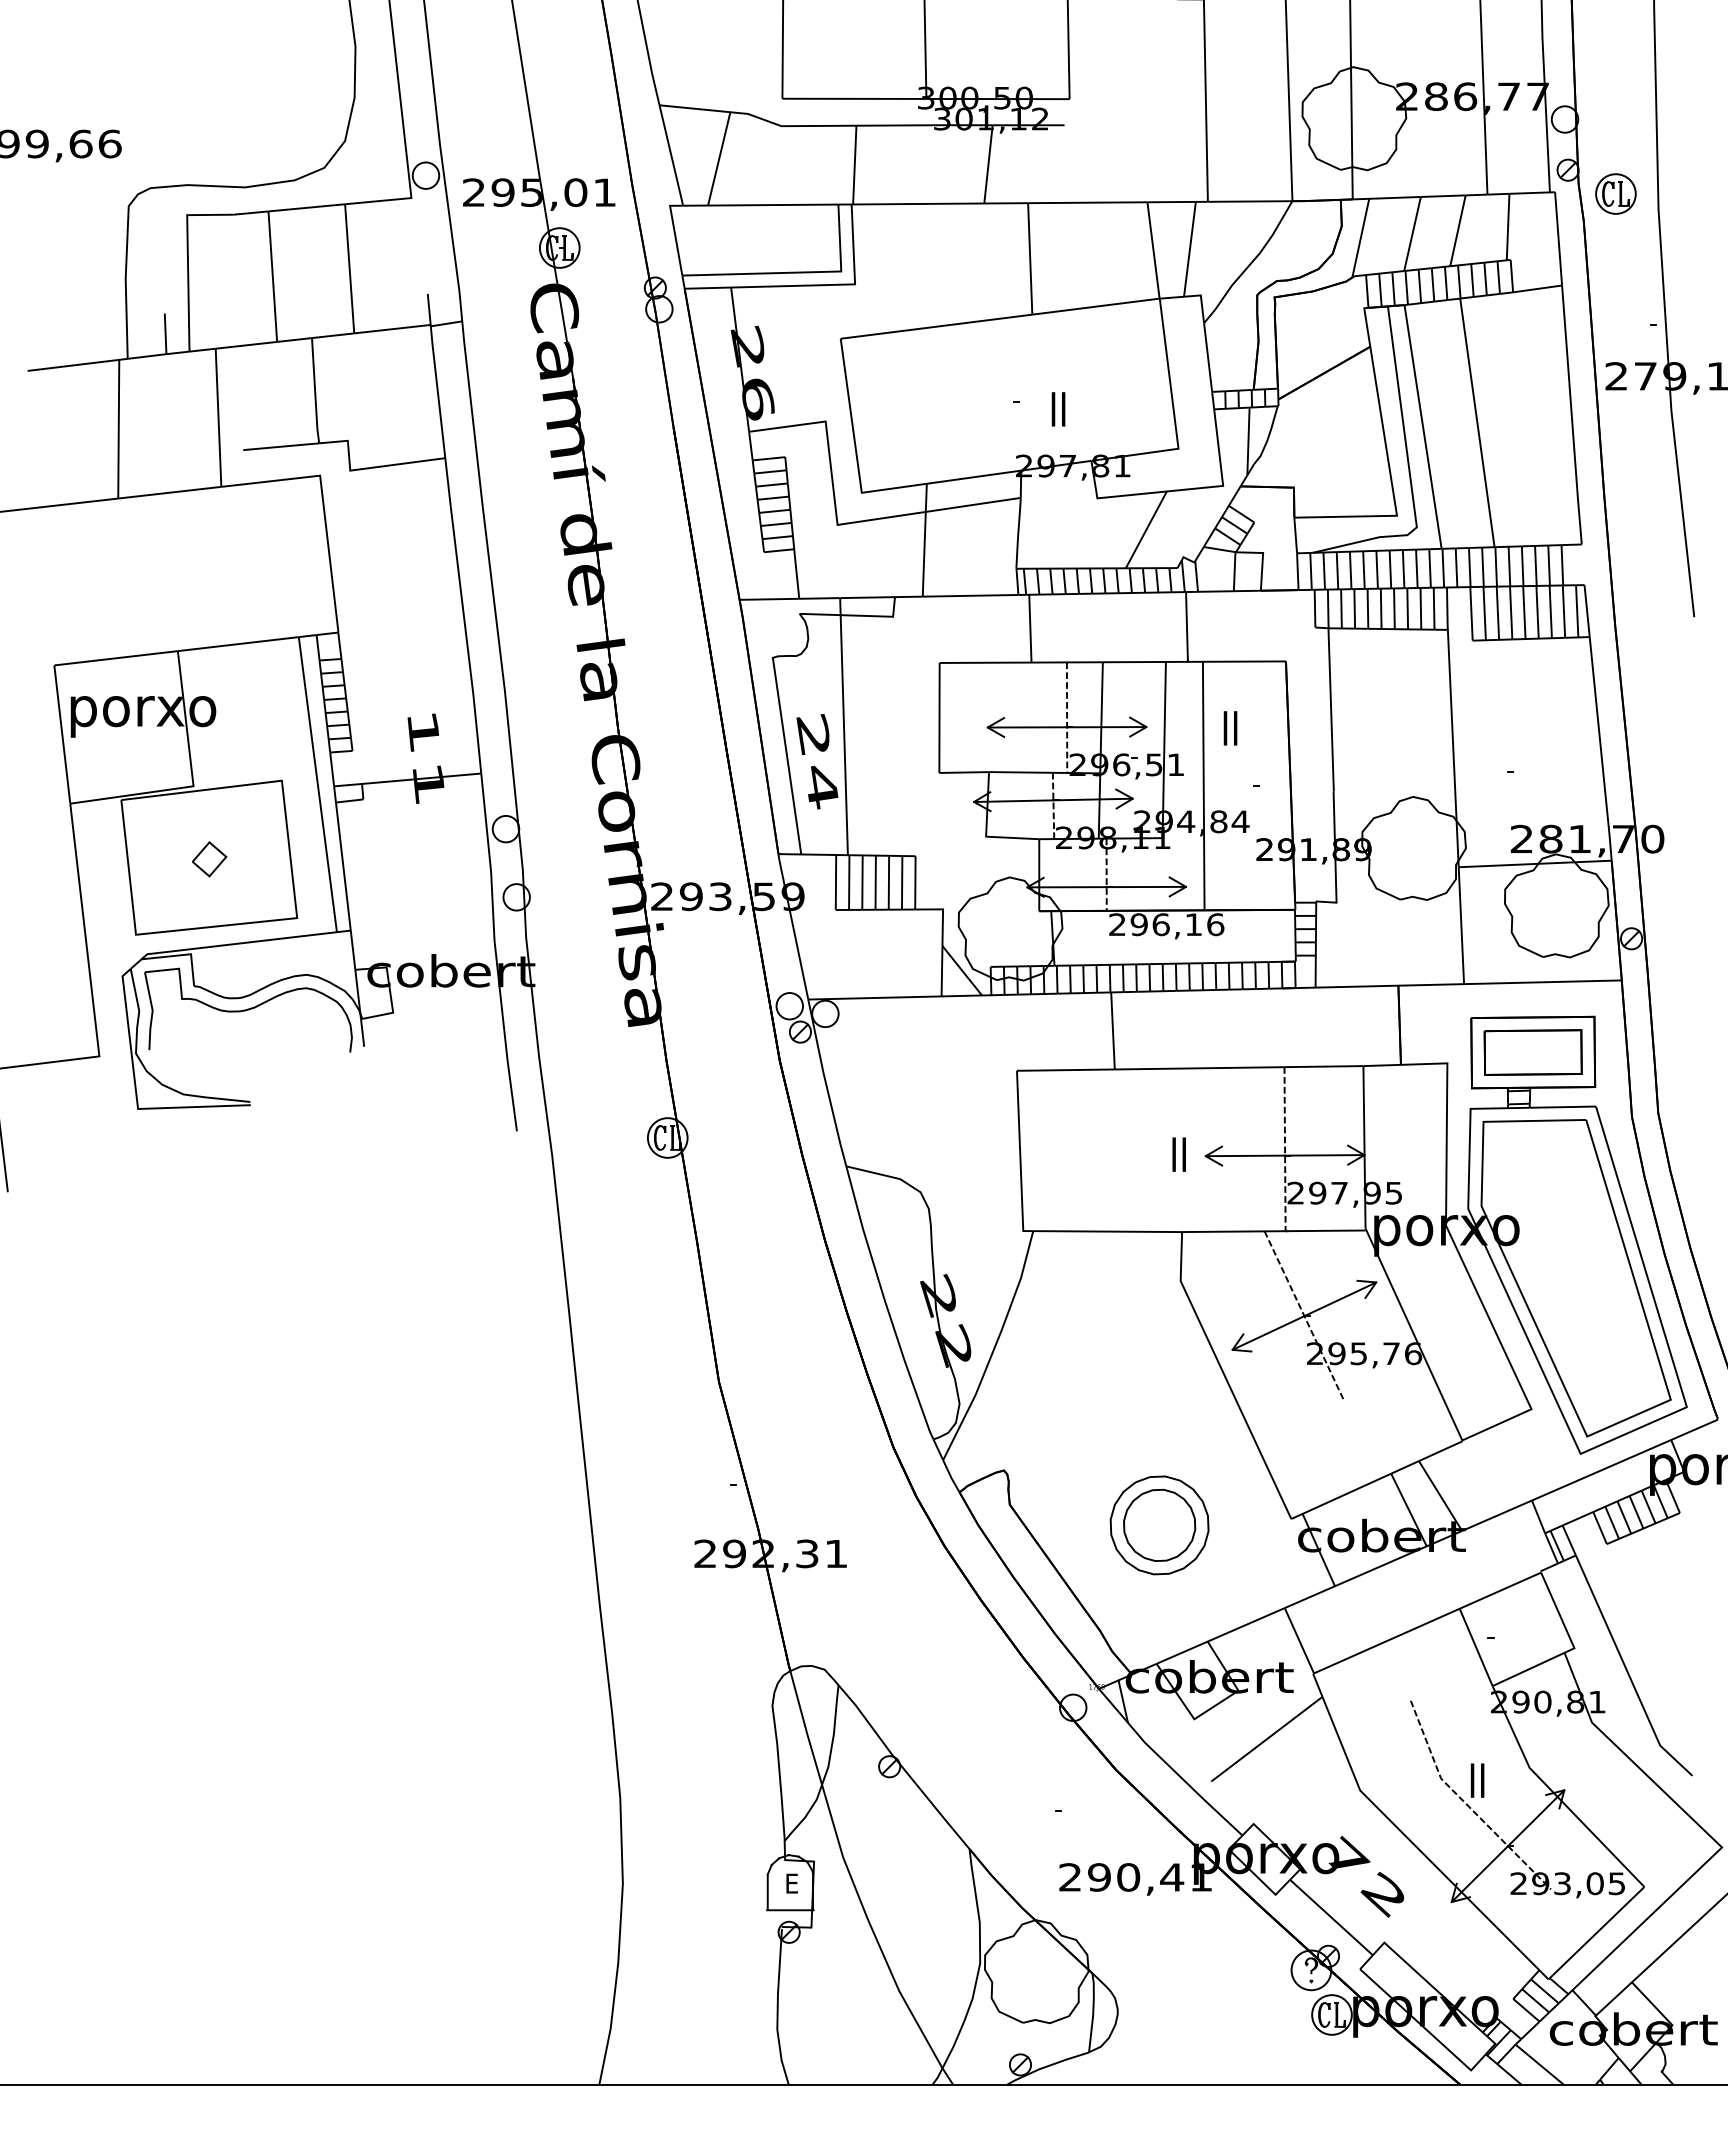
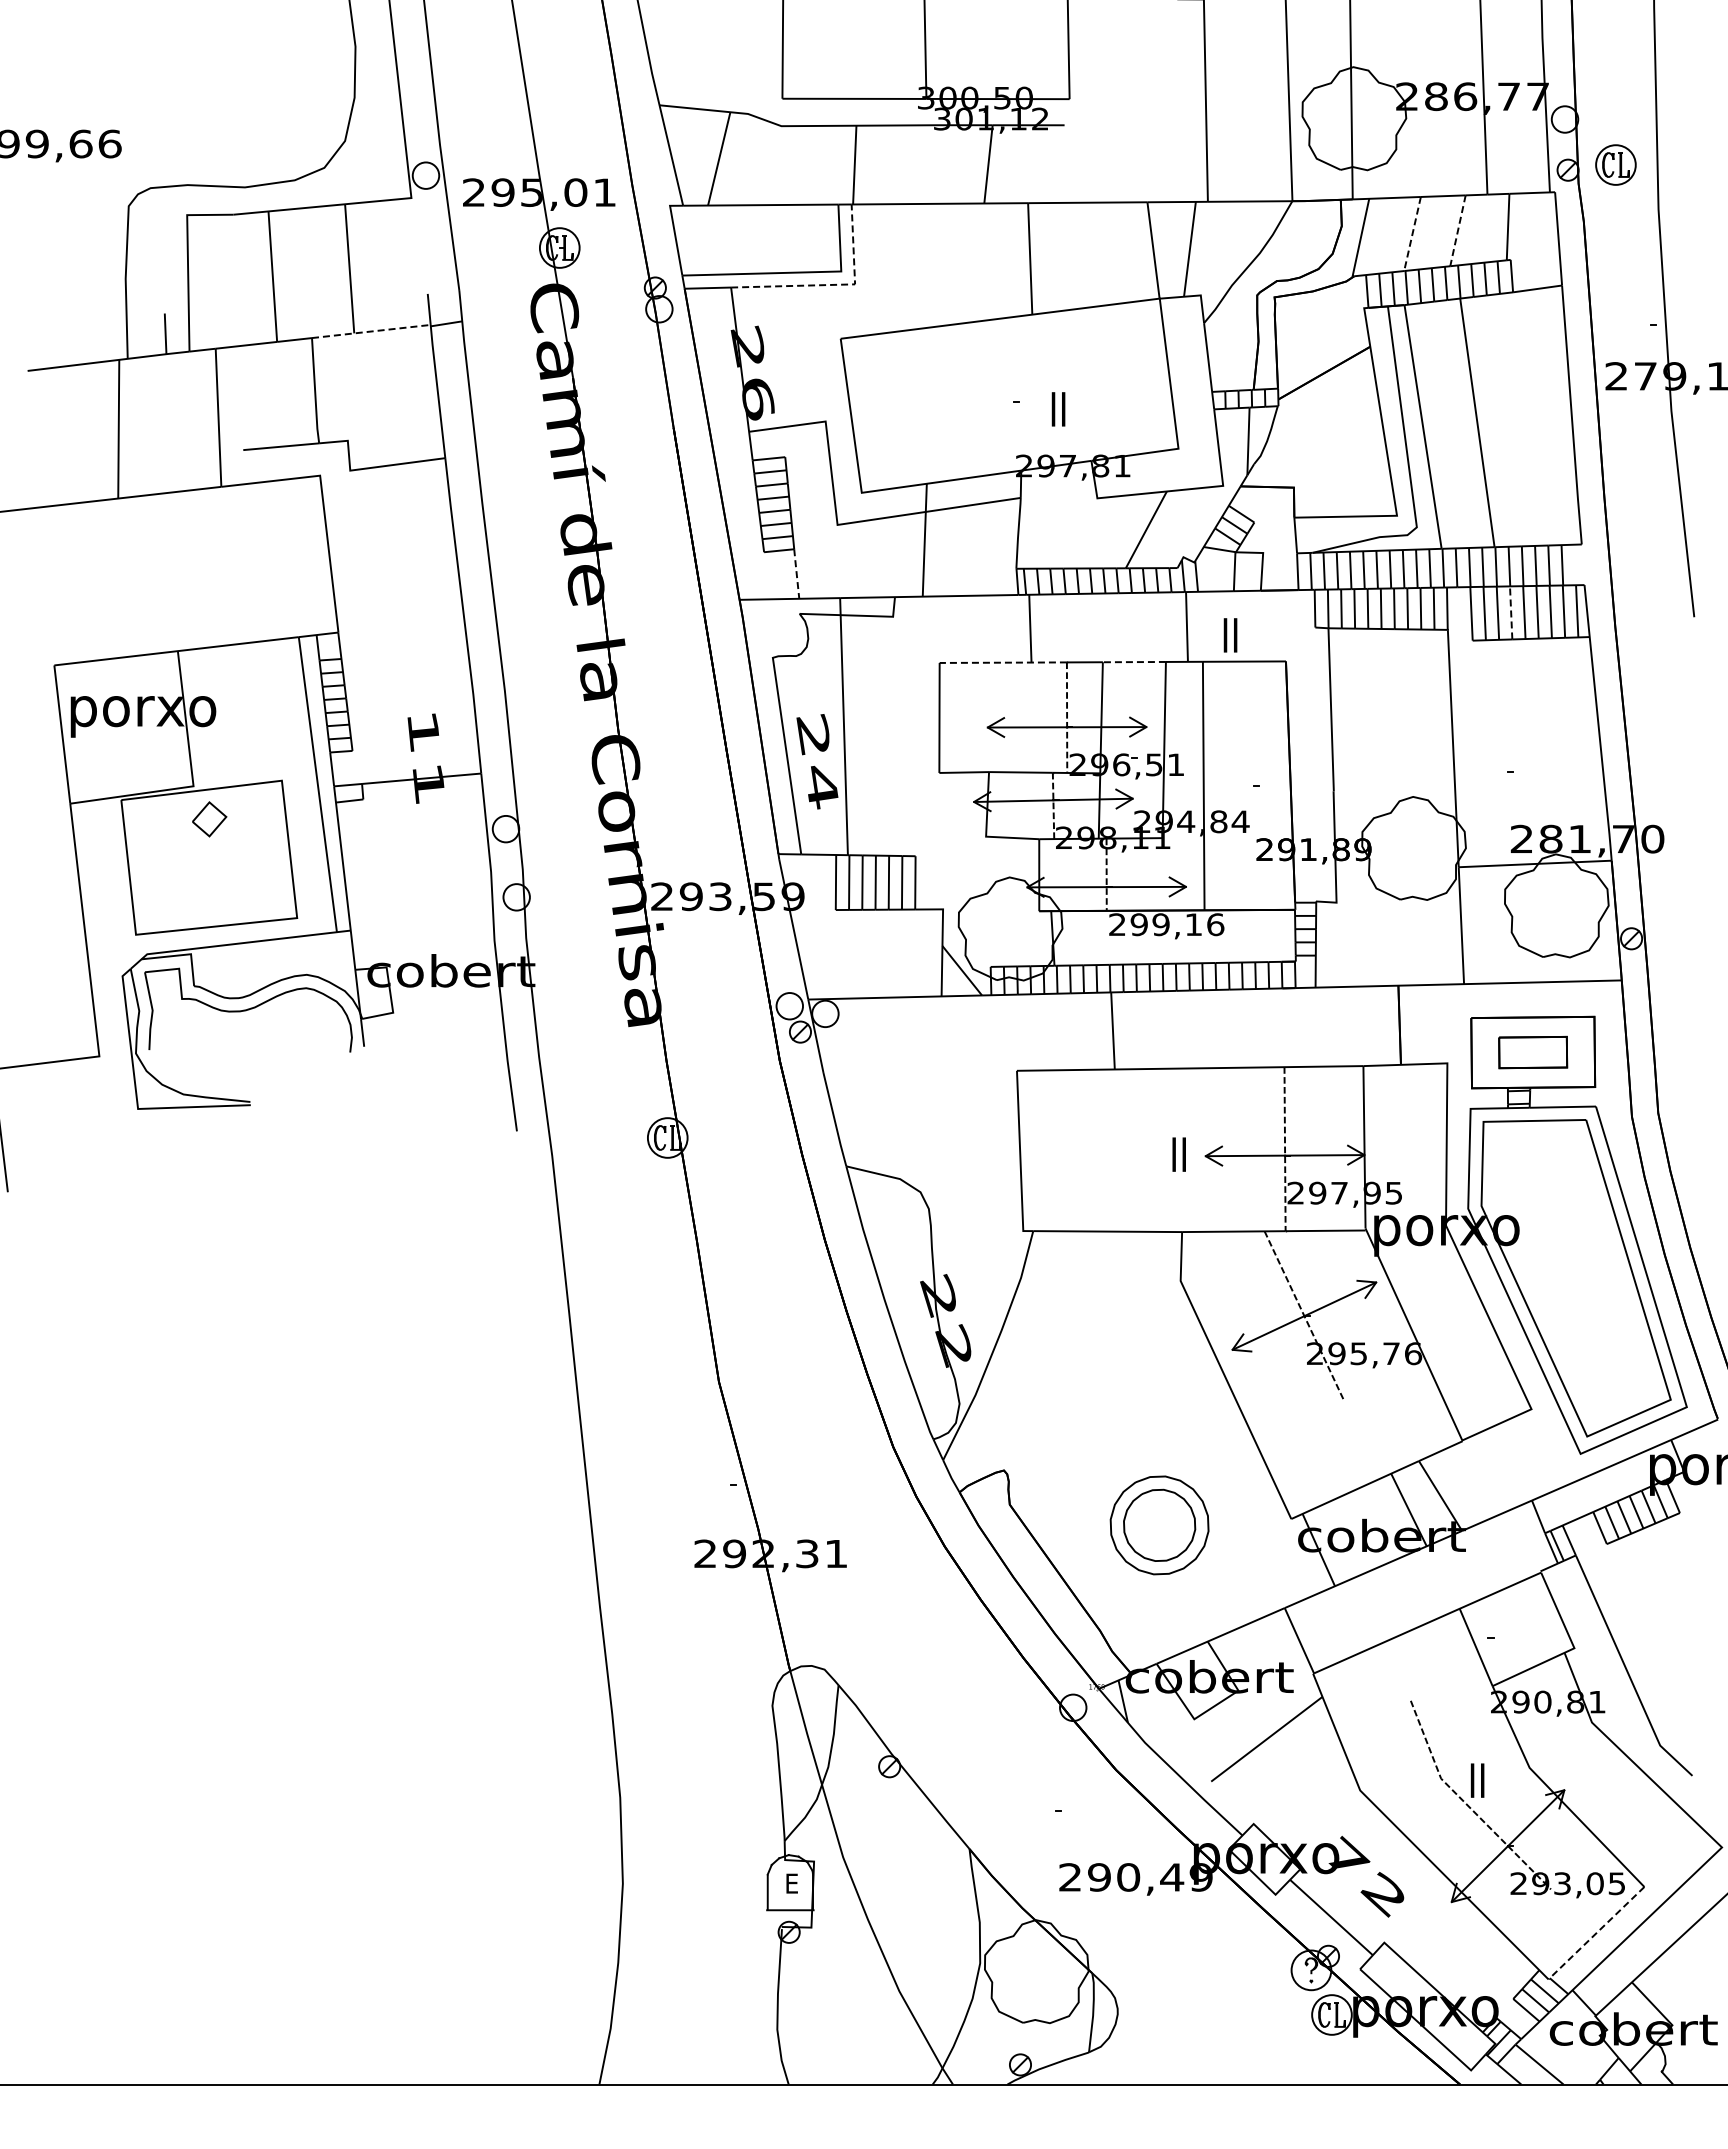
part position: (1615, 193) -> (1615, 164) (1615, 164)
line: solid -> dashed (1457, 231)
line: solid -> dashed (1412, 234)
line: solid -> dashed (833, 284)
line: solid -> dashed (371, 331)
line: solid -> dashed (796, 573)
line: solid -> dashed (1511, 612)
line: solid -> dashed (1003, 662)
line: solid -> dashed (1134, 662)
text position: (1230, 728) -> (1230, 635) (1230, 635)
part position: (209, 859) -> (209, 819) (209, 819)
text: 296,16 -> 299,16 (1160, 924)
part size: 100x47 px -> 71x35 px (1533, 1052)
text: 290,41 -> 290,49 (1200, 1877)
line: solid -> dashed (1596, 1933)
